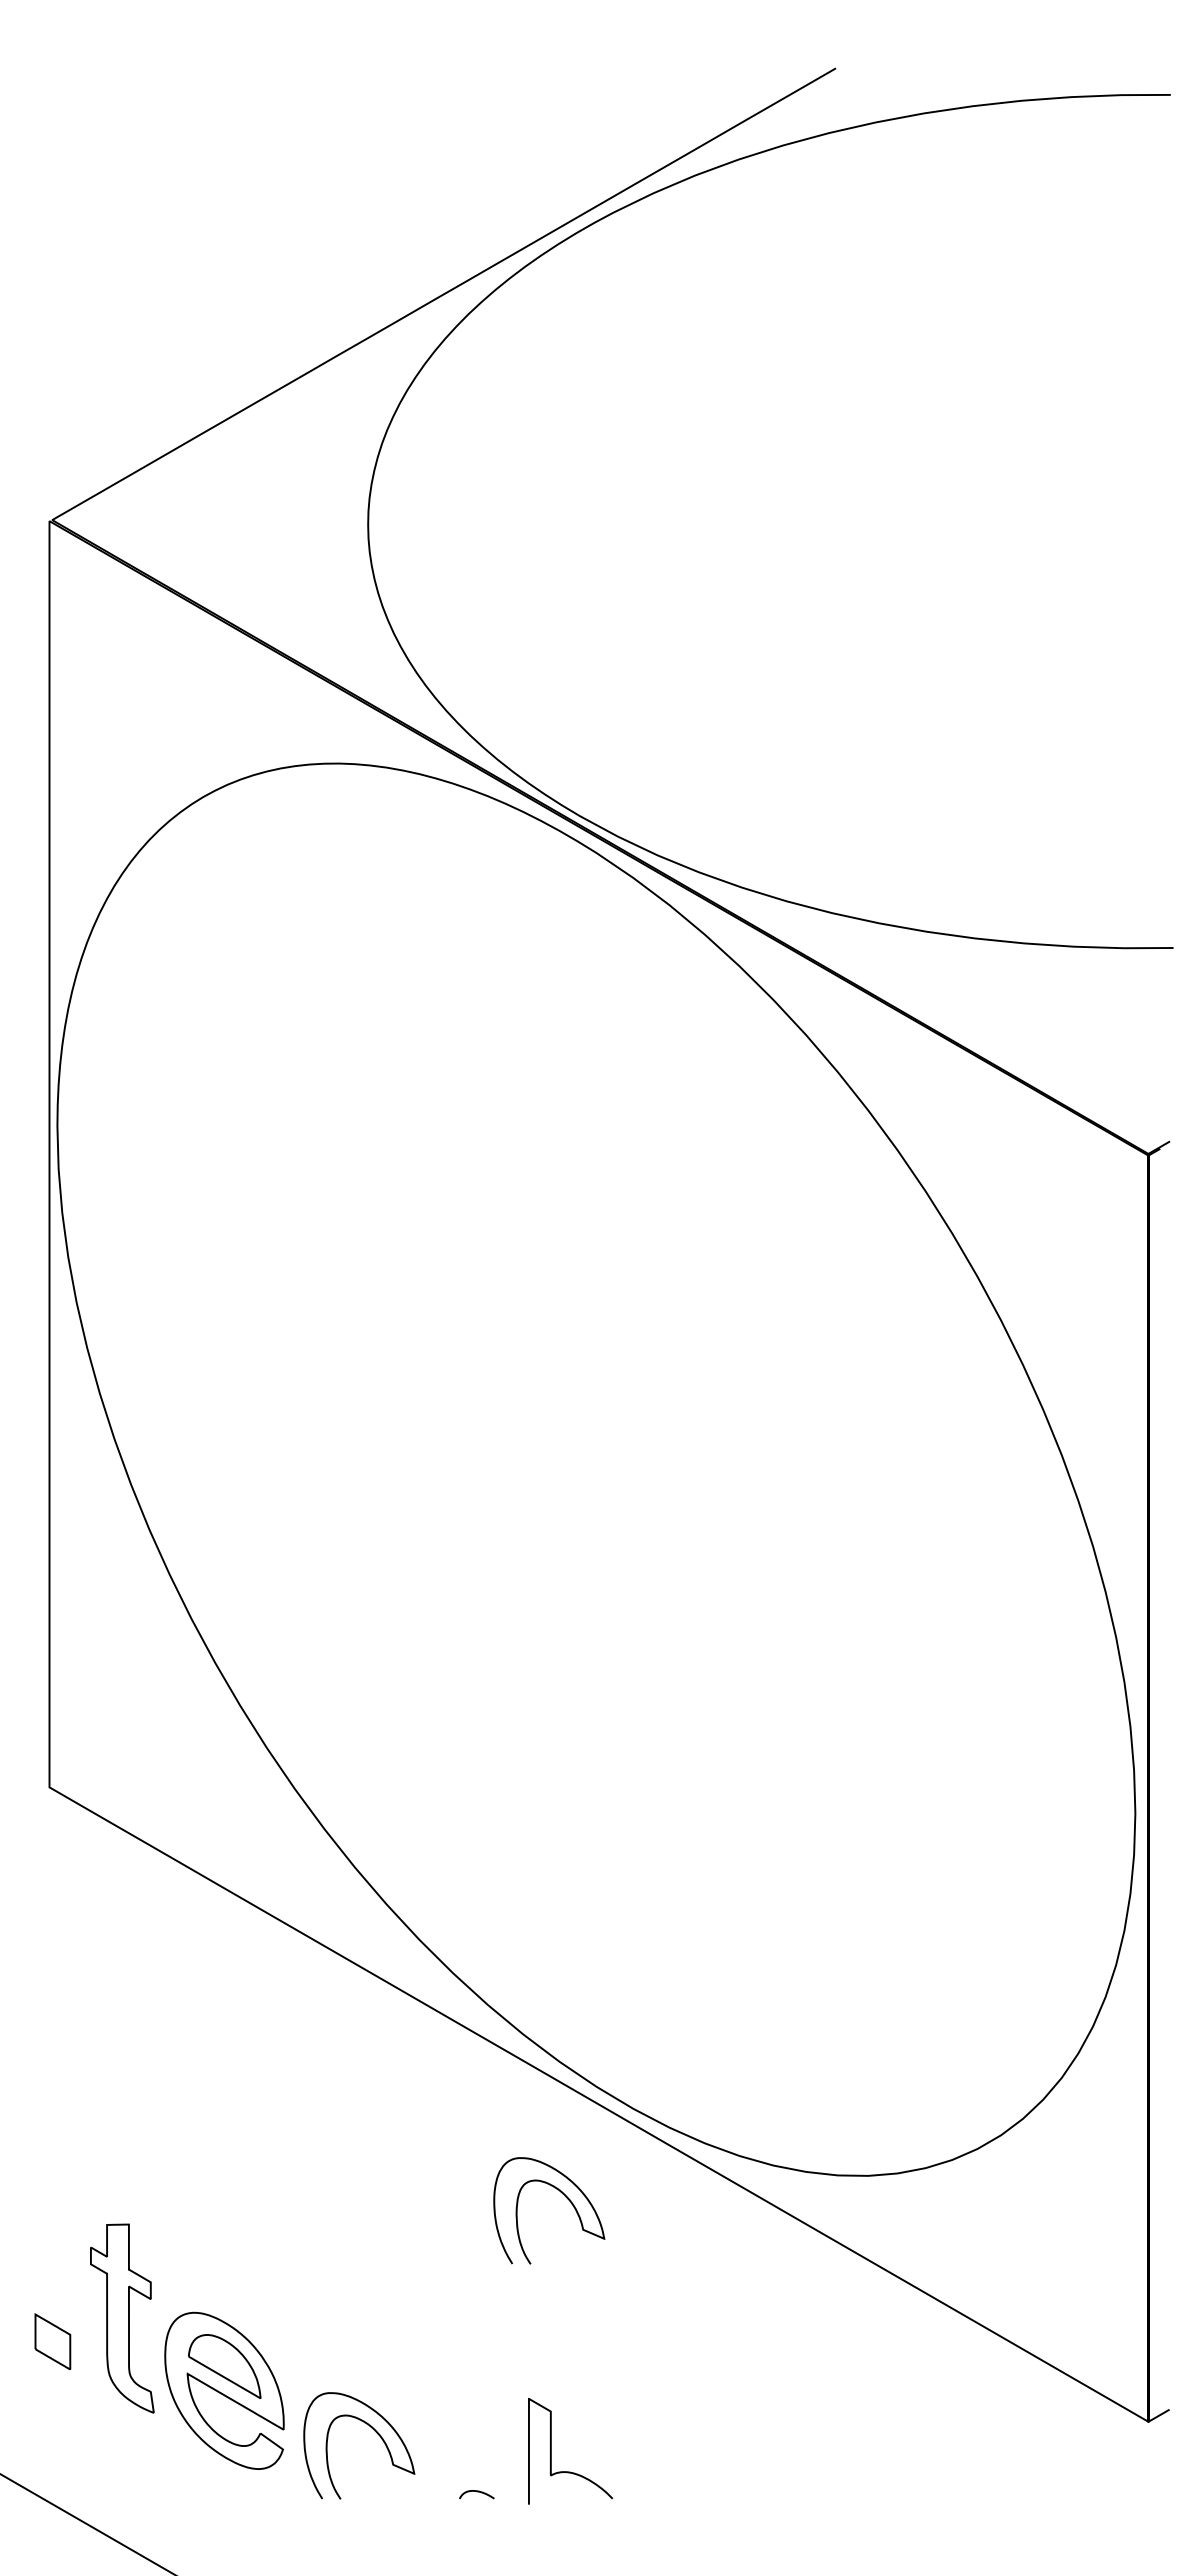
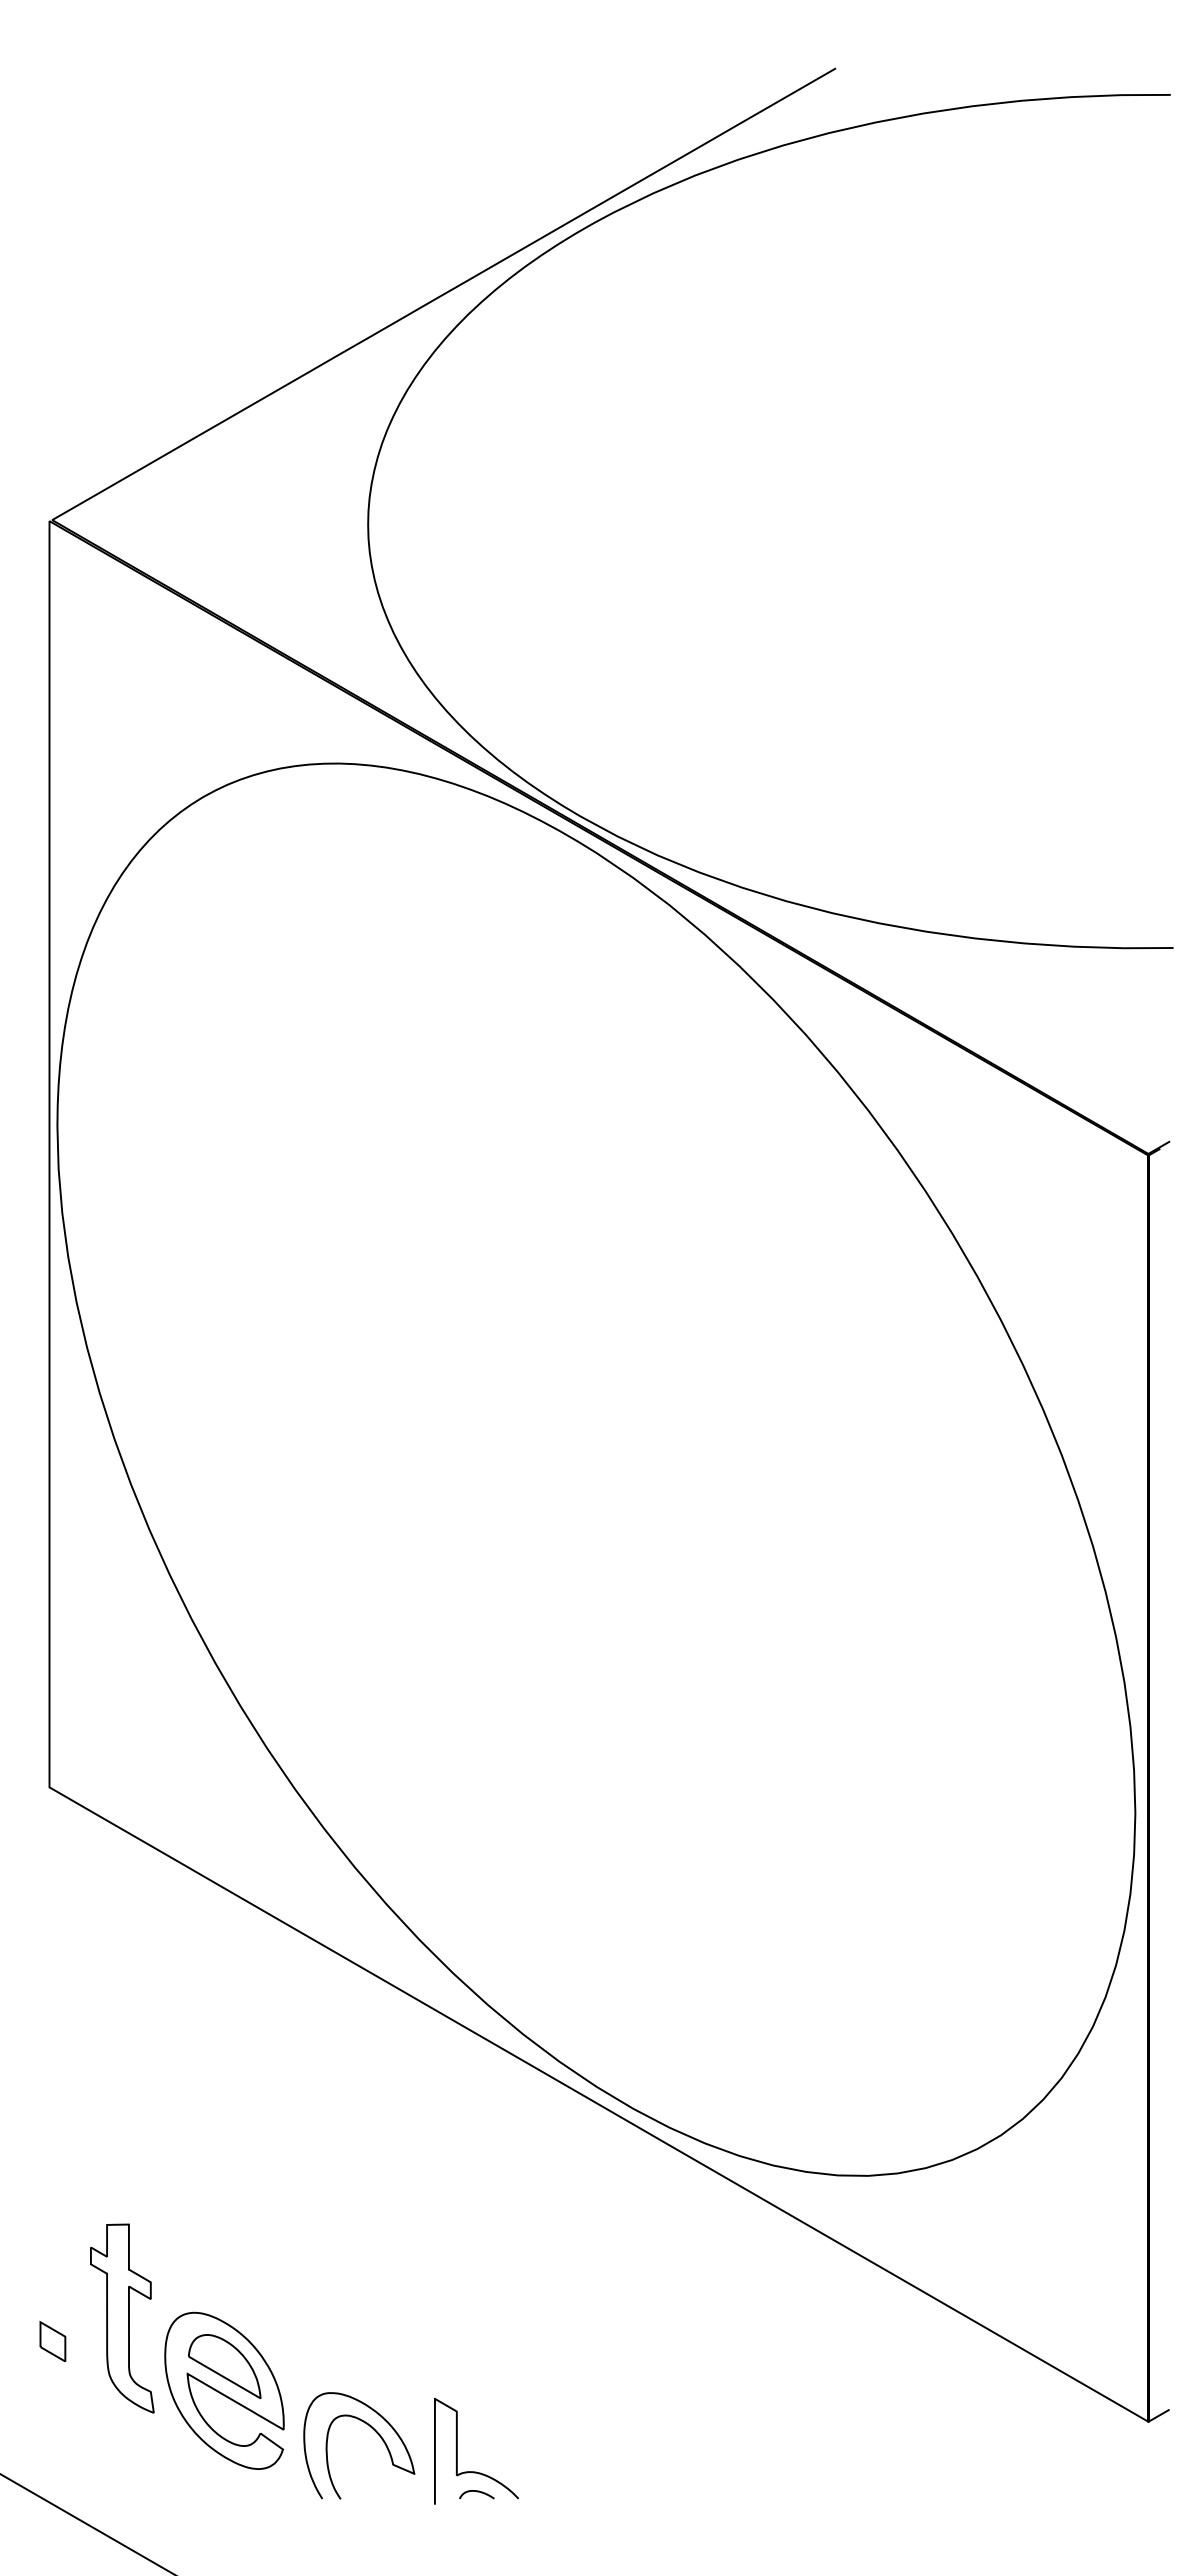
curve: present -> none (563, 2195)
part size: 38x58 px -> 28x41 px (52, 2341)
curve position: (551, 2451) -> (457, 2451) (457, 2451)
